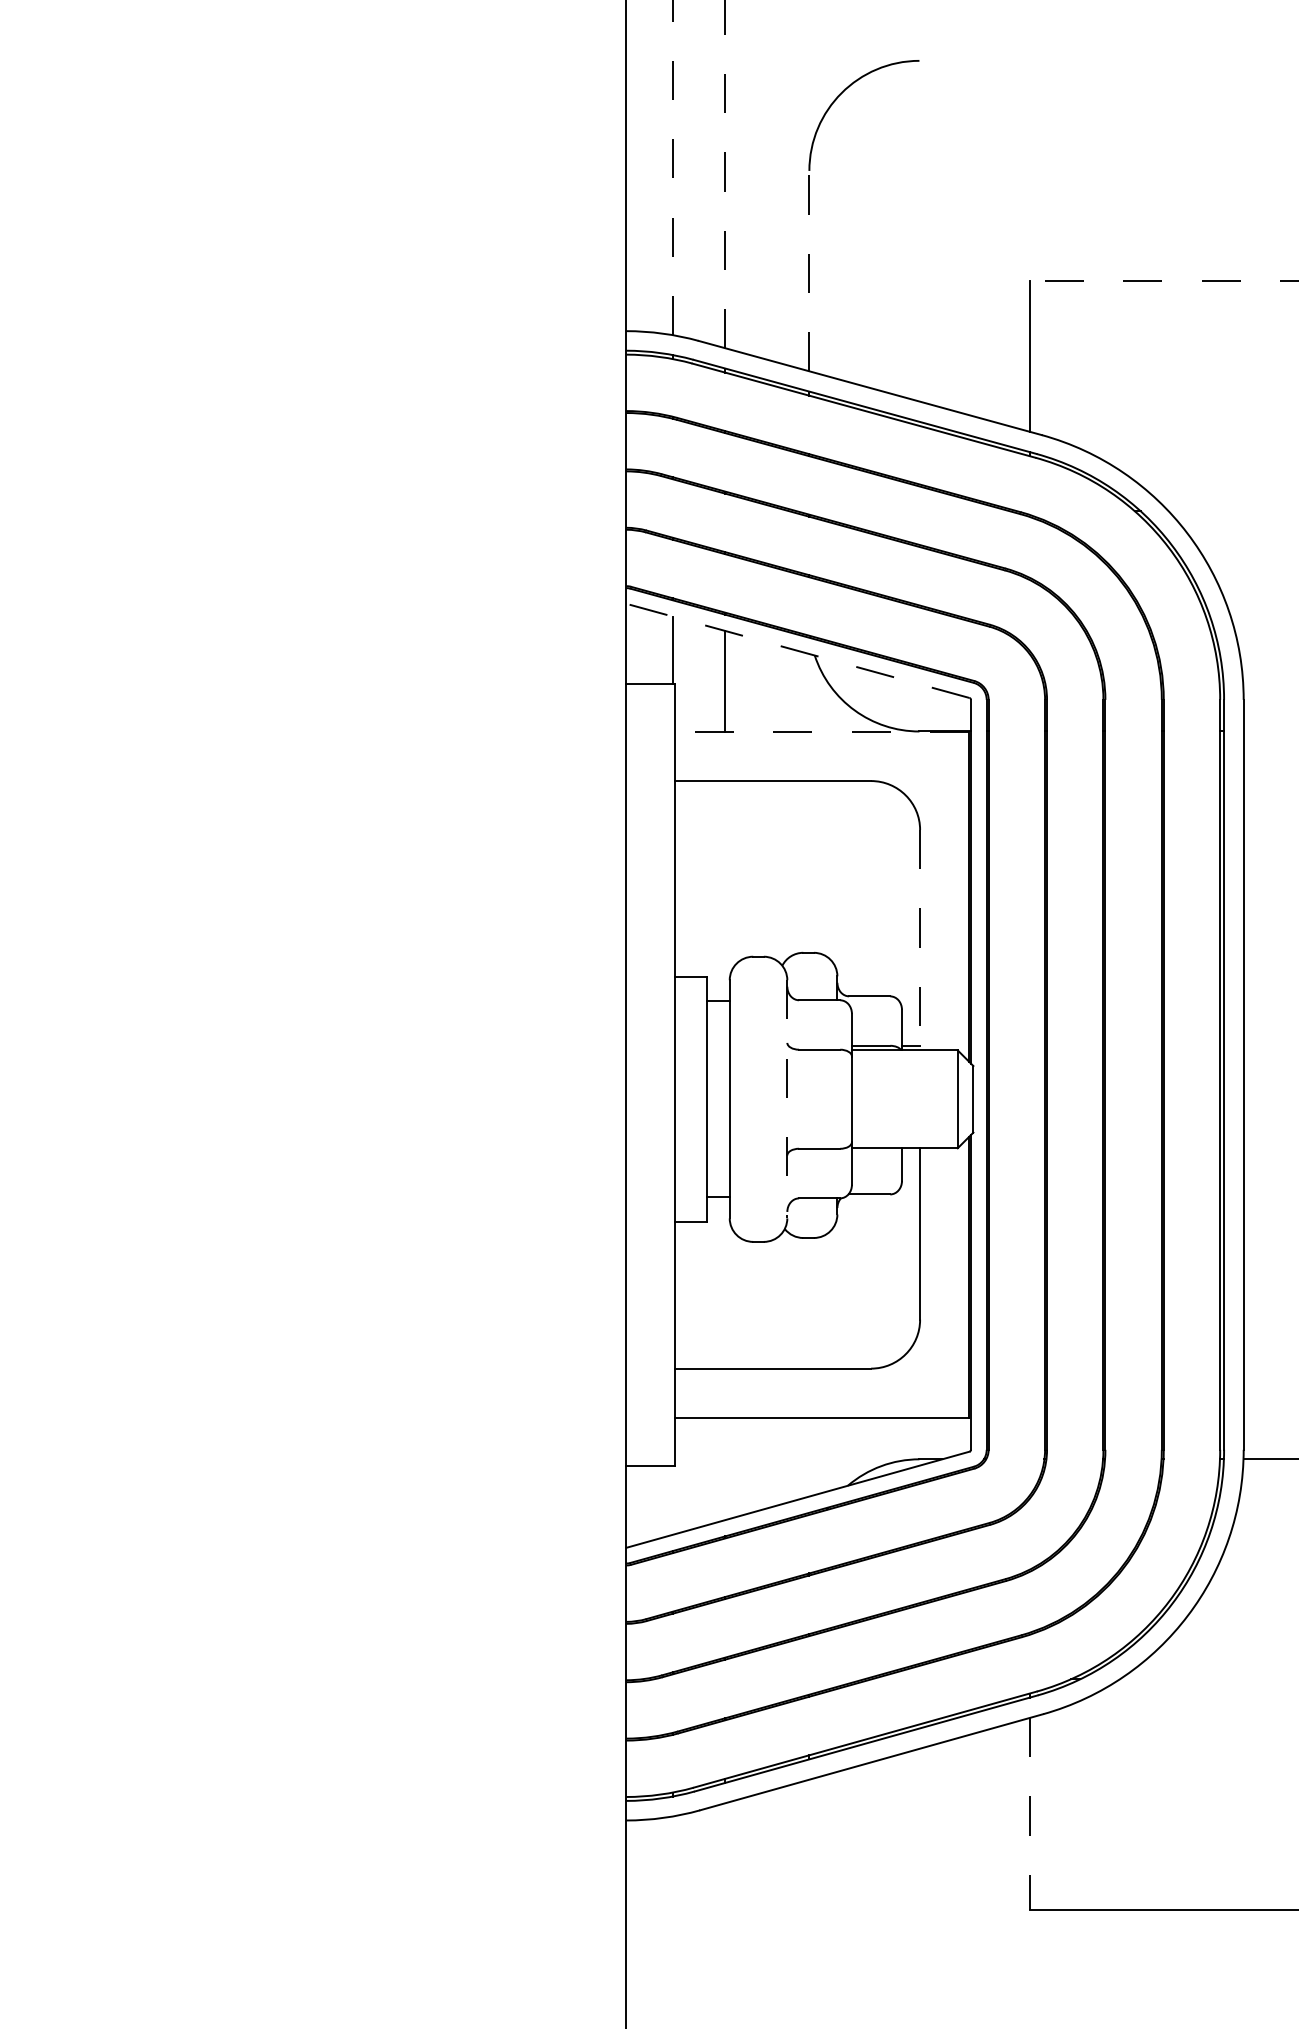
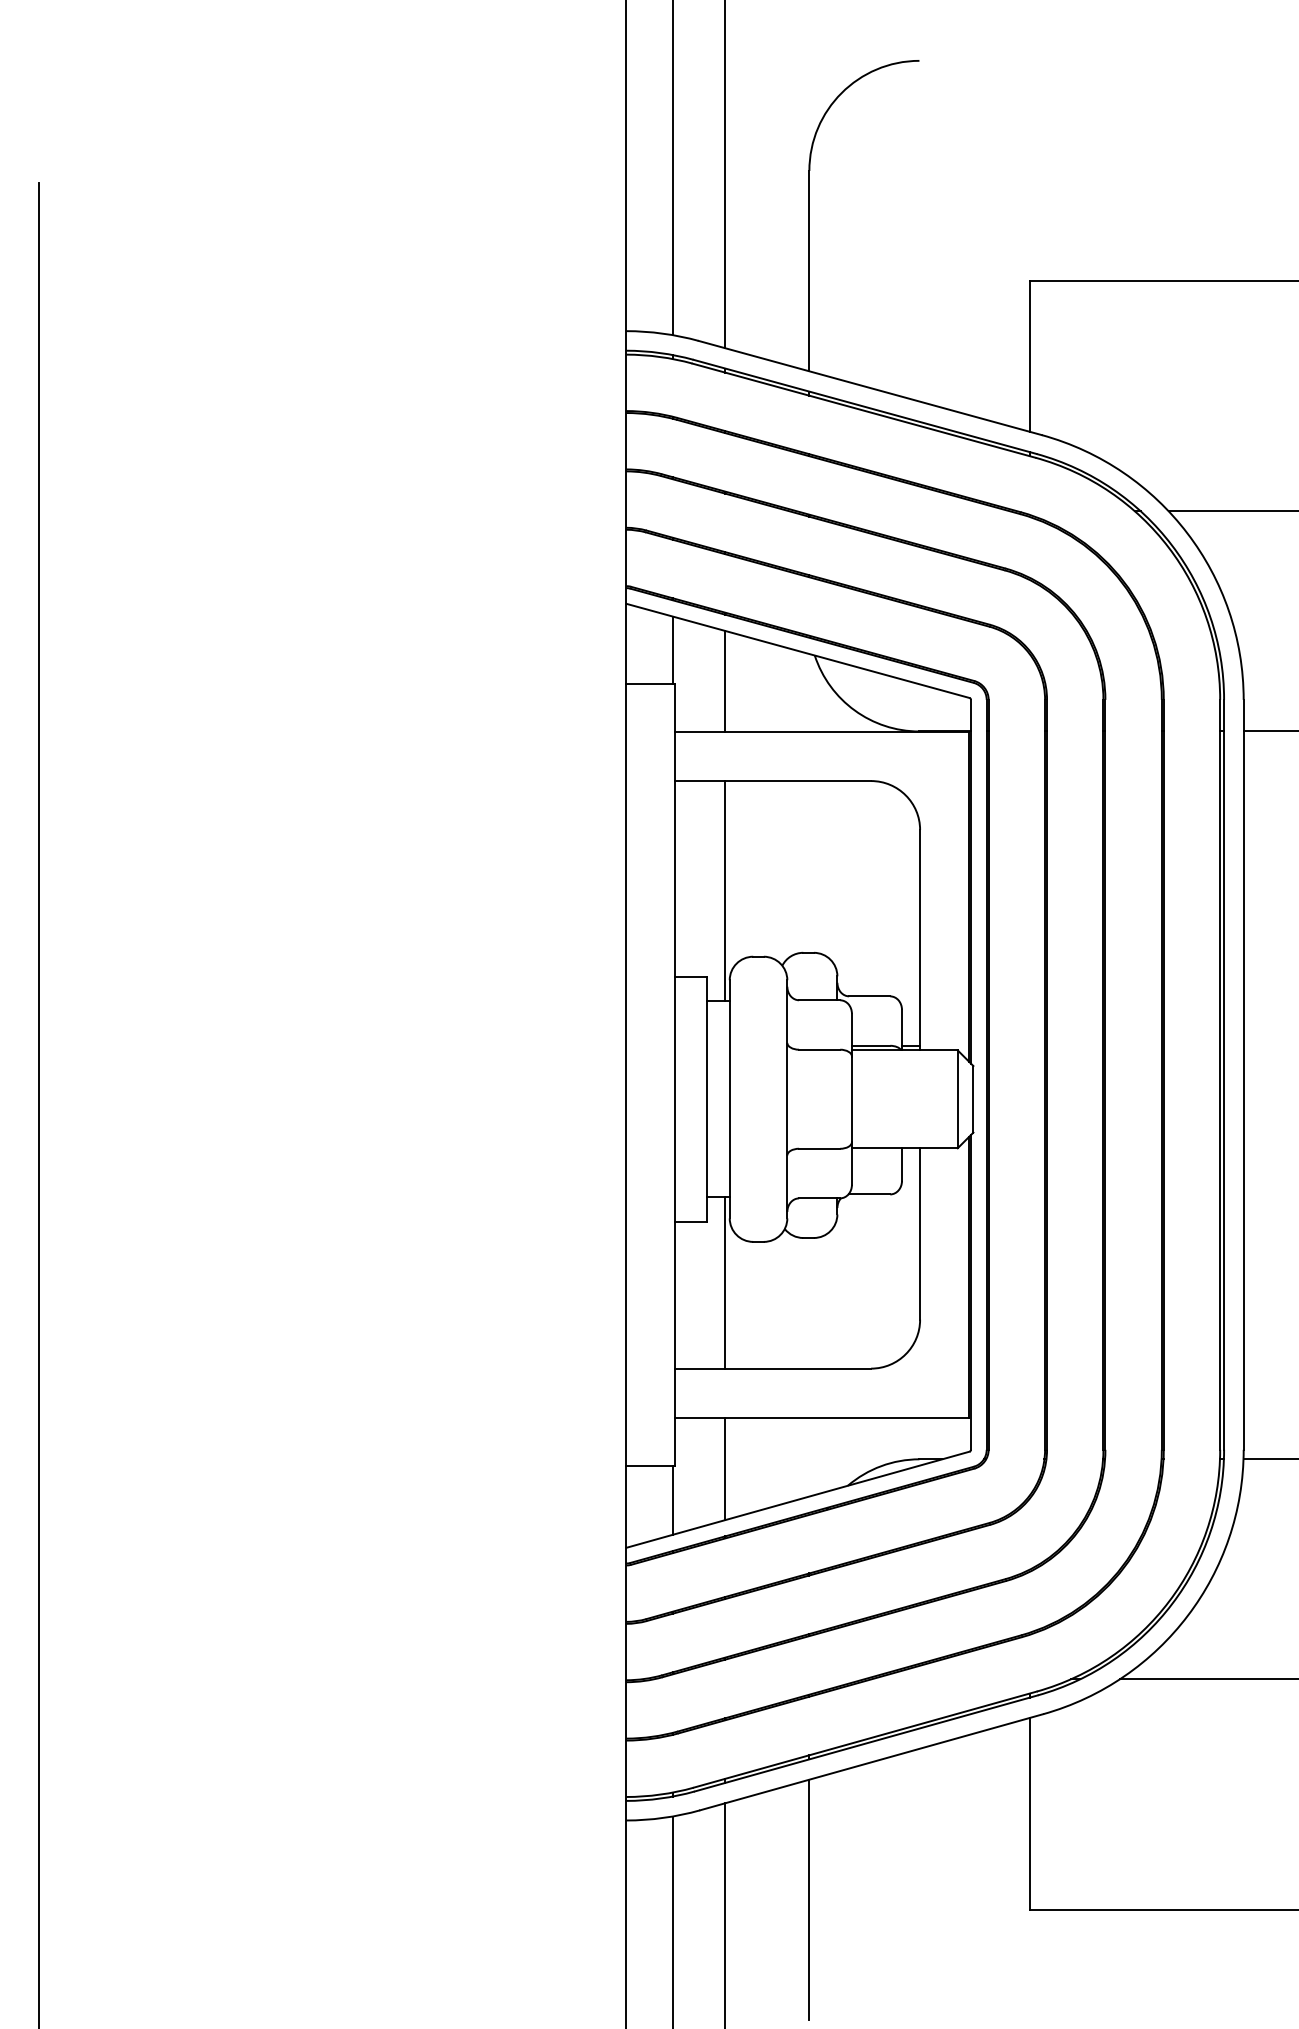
line: dashed -> solid (672, 167)
line: dashed -> solid (725, 174)
line: dashed -> solid (809, 270)
line: dashed -> solid (1163, 281)
line: none -> present (1231, 511)
line: dashed -> solid (798, 650)
line: none -> present (1269, 731)
line: dashed -> solid (822, 732)
line: none -> present (725, 891)
line: dashed -> solid (920, 940)
line: dashed -> solid (787, 1099)
line: none -> present (38, 1104)
line: none -> present (725, 1282)
line: none -> present (725, 1468)
line: none -> present (672, 1499)
line: none -> present (1207, 1679)
line: dashed -> solid (1029, 1813)
line: none -> present (809, 1899)
line: none -> present (725, 1914)
line: none -> present (672, 1920)
